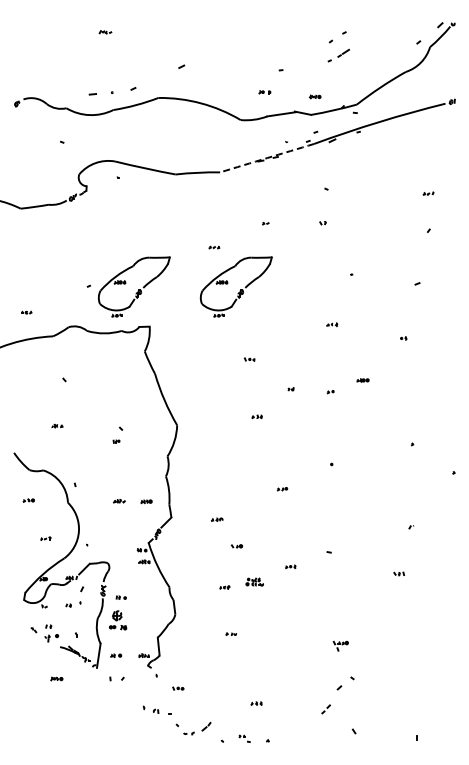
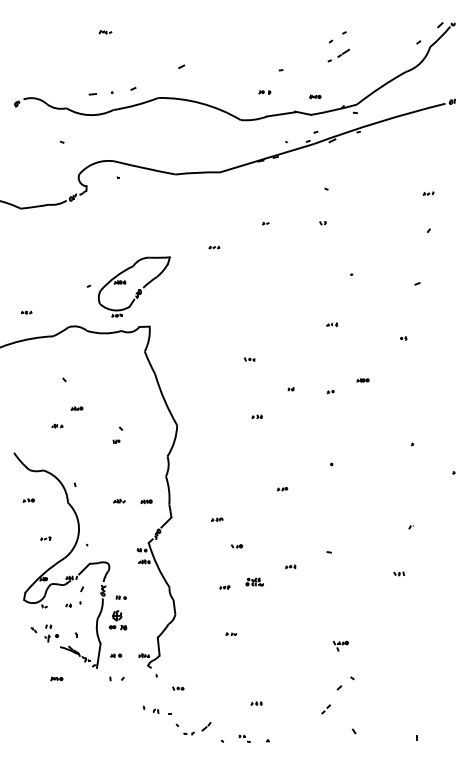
arc: dashed -> solid (267, 158)
part: present -> none (235, 286)
part: none -> present (76, 408)
